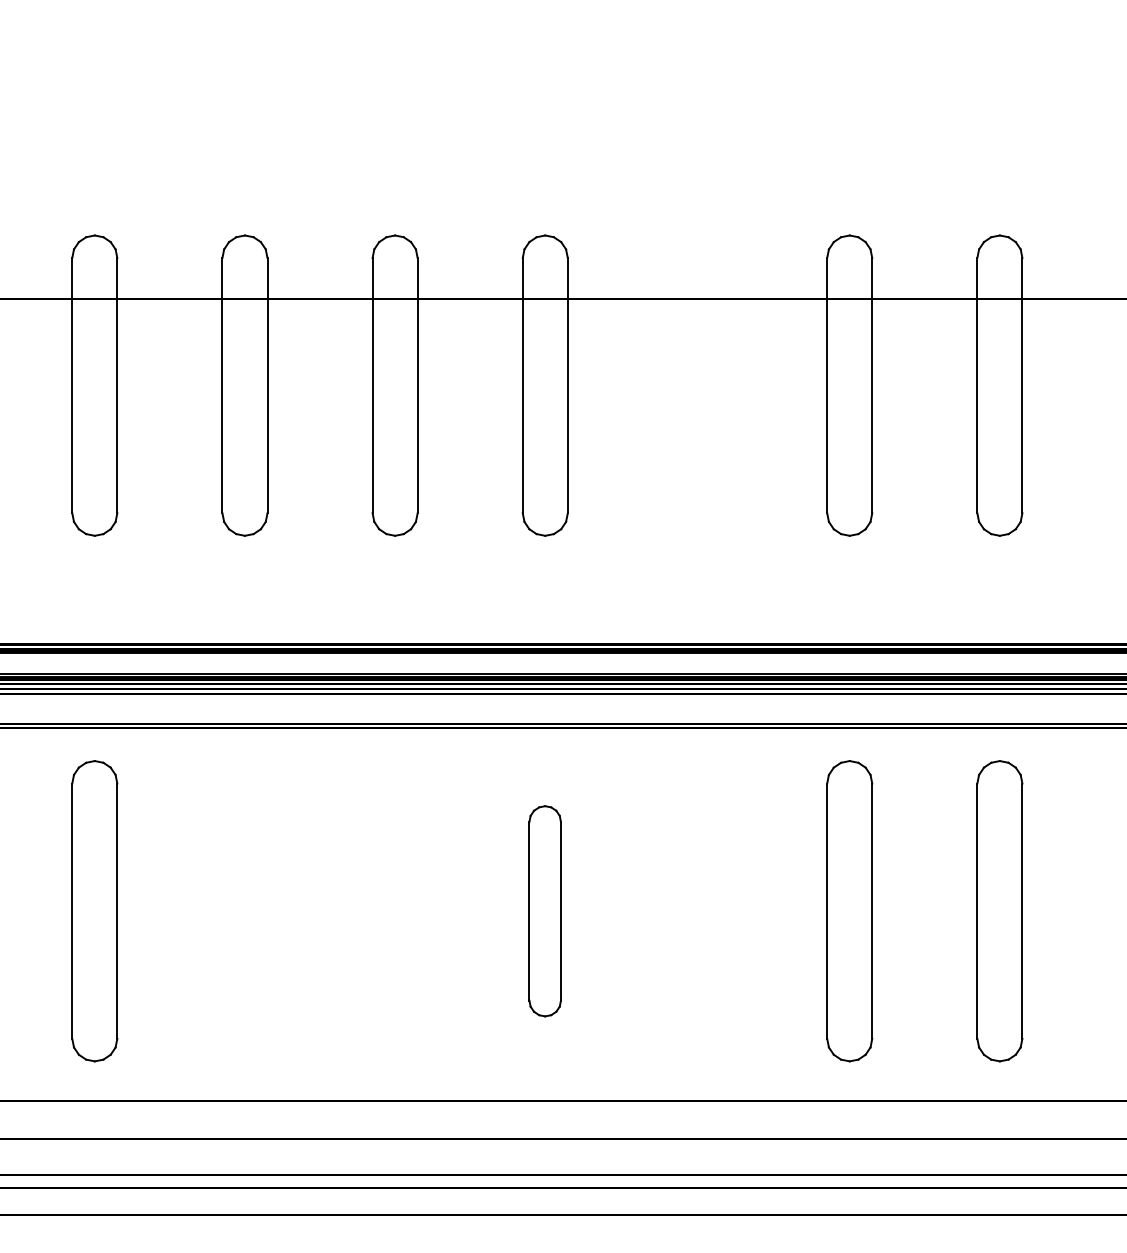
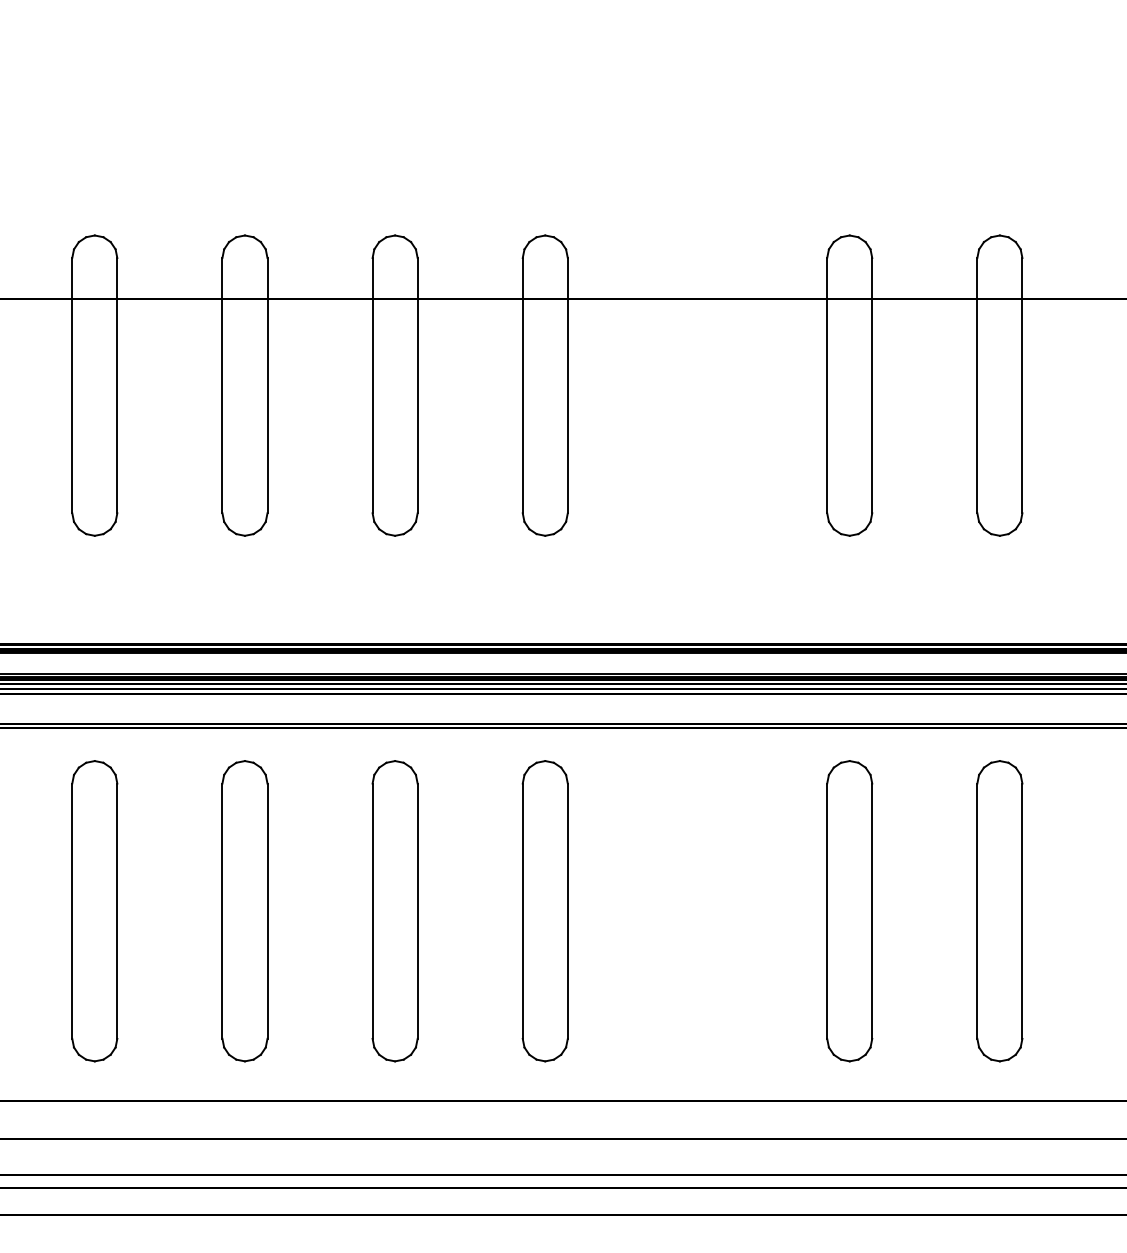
part: none -> present (244, 911)
part: none -> present (394, 911)
part size: 34x213 px -> 48x303 px (544, 911)
